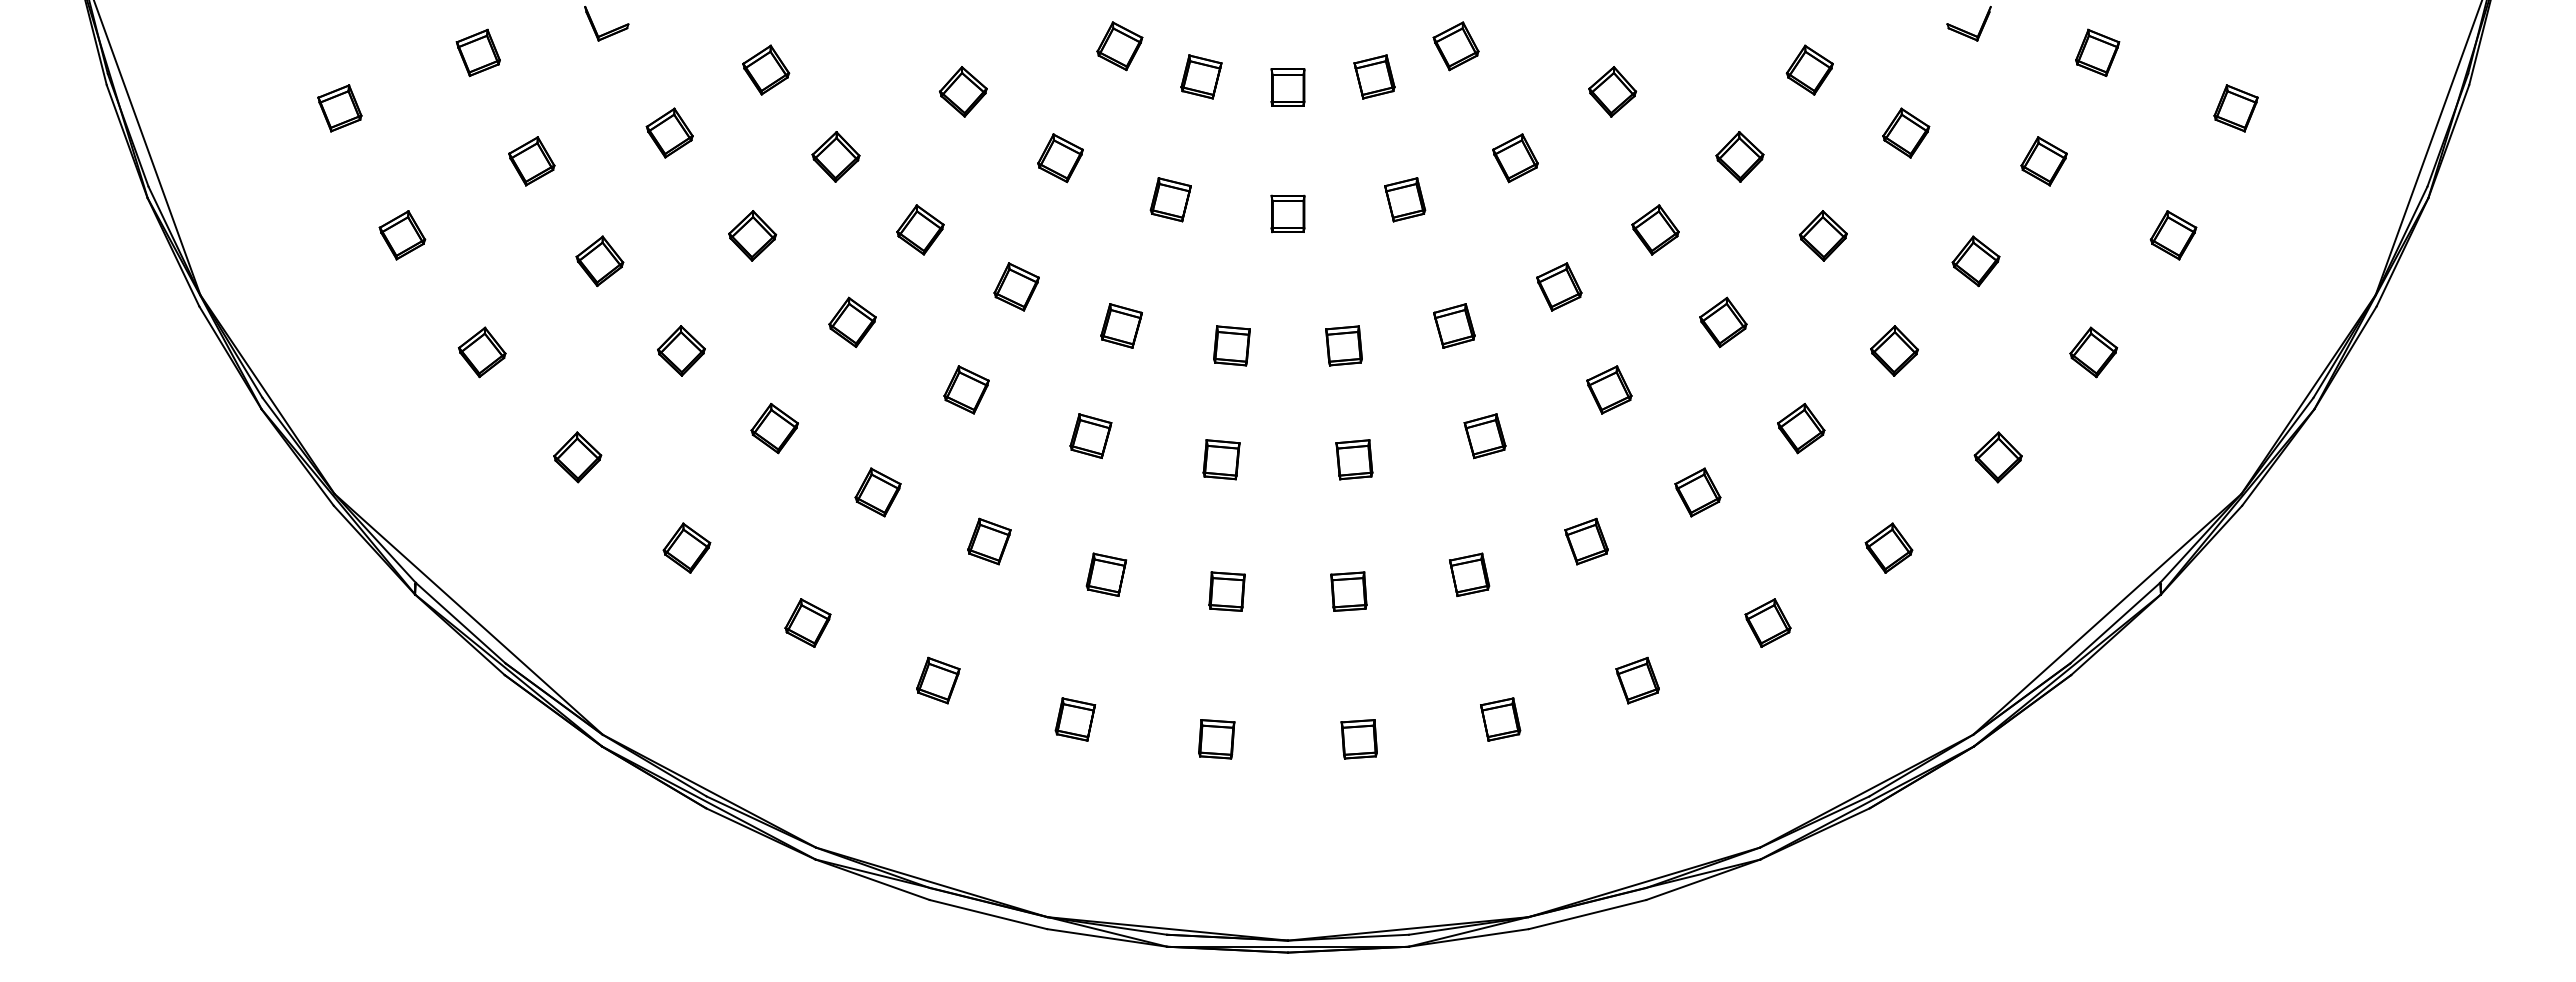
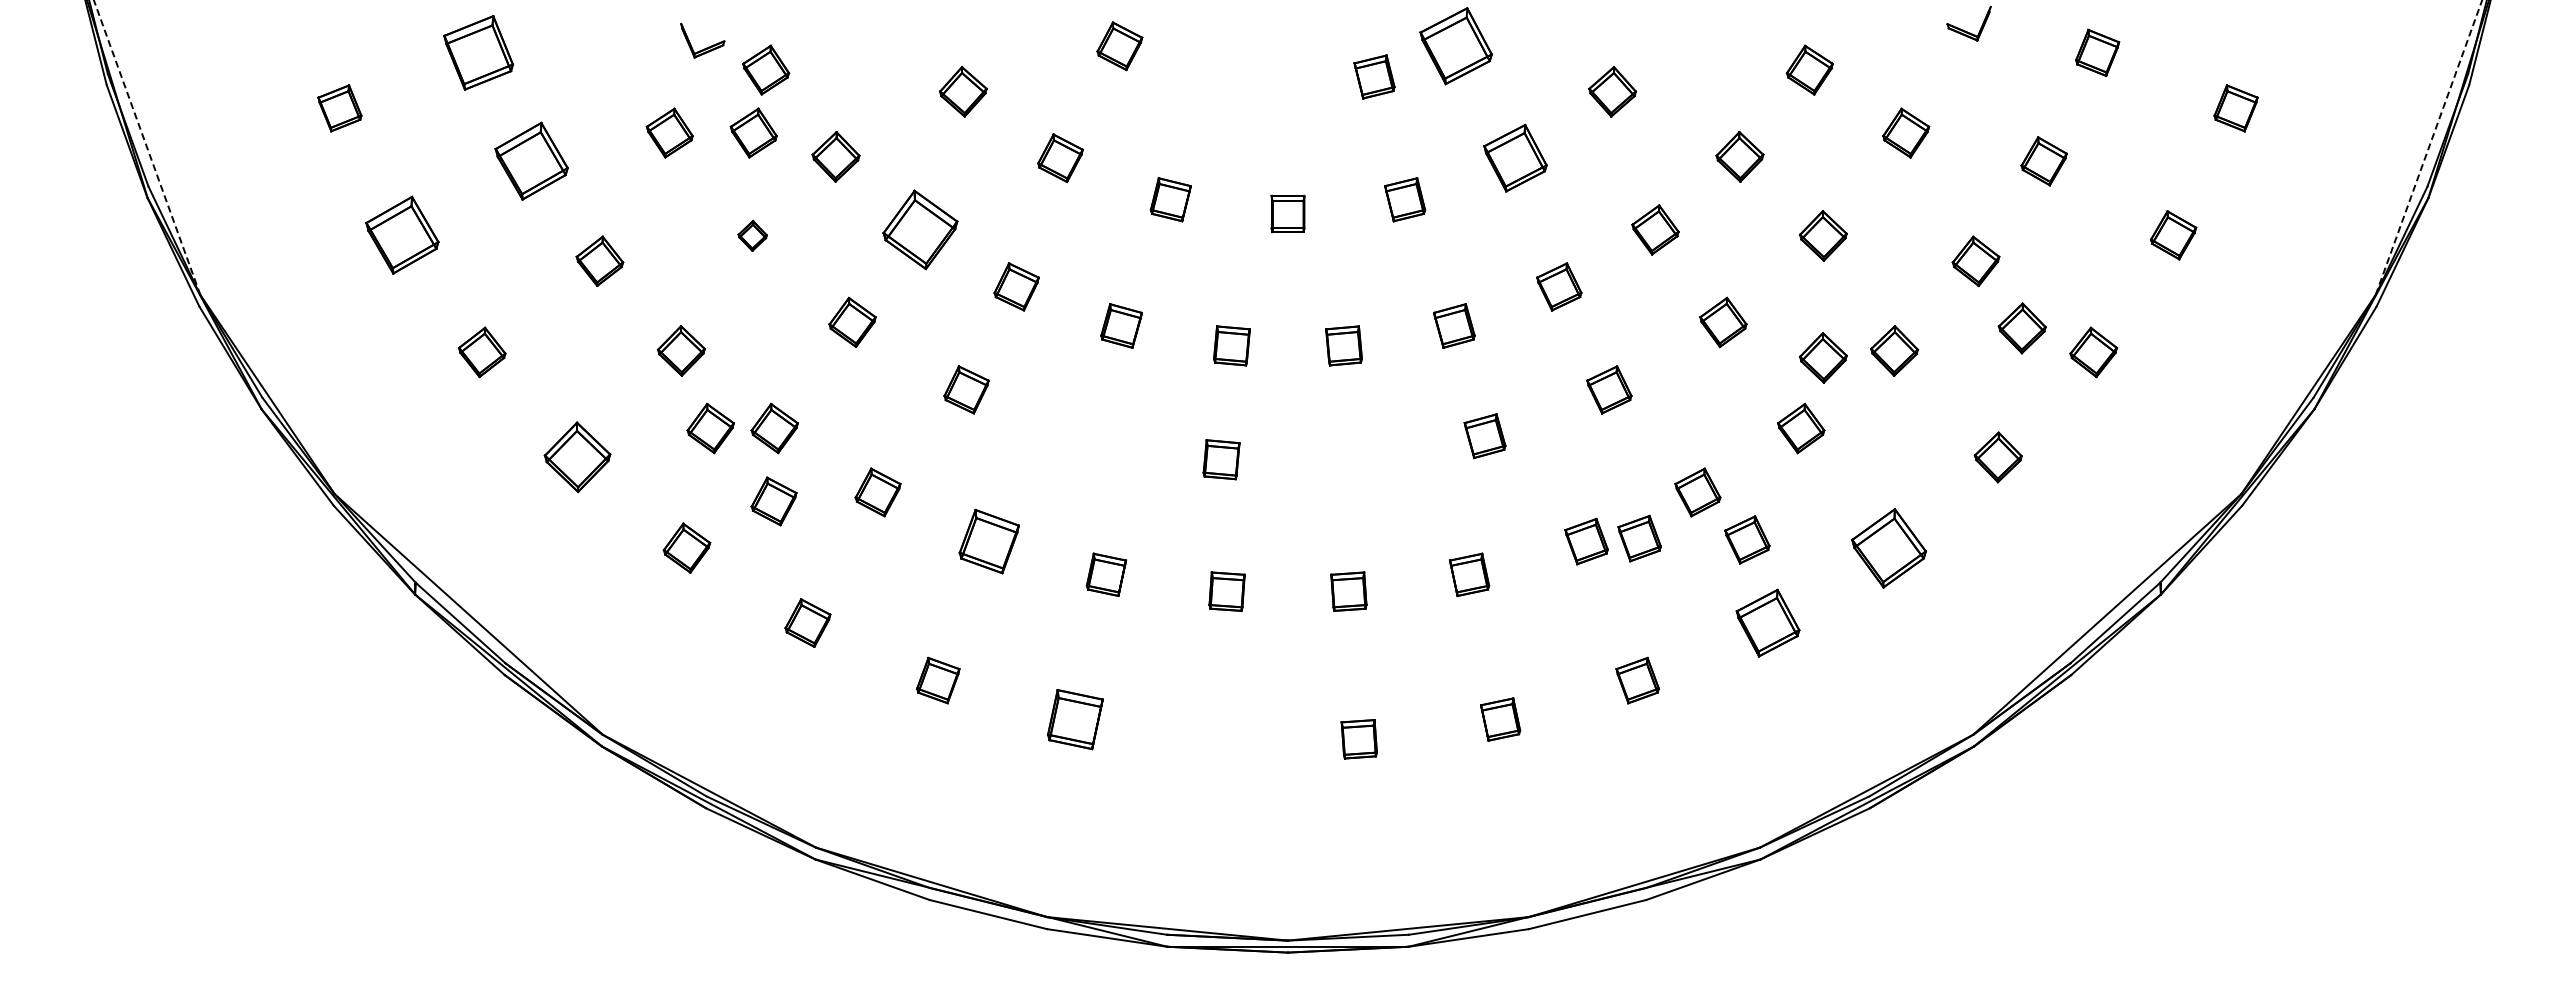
part position: (610, 30) -> (706, 47) (706, 47)
part size: 48x51 px -> 74x79 px (1455, 46)
part size: 46x50 px -> 72x76 px (478, 52)
part: present -> none (1201, 76)
part: present -> none (1287, 87)
part: none -> present (753, 132)
line: solid -> dashed (2429, 147)
line: solid -> dashed (147, 148)
part size: 47x51 px -> 65x70 px (1515, 157)
part size: 48x51 px -> 75x80 px (531, 160)
part size: 49x52 px -> 77x82 px (920, 229)
part size: 49x51 px -> 75x80 px (402, 234)
part size: 50x52 px -> 31x33 px (752, 235)
part: none -> present (2021, 328)
part: none -> present (1823, 357)
part: none -> present (710, 428)
part: present -> none (1090, 435)
part size: 50x53 px -> 69x73 px (577, 457)
part: present -> none (1354, 459)
part: none -> present (773, 501)
part: none -> present (1639, 538)
part: none -> present (1747, 539)
part size: 45x49 px -> 62x67 px (988, 541)
part size: 50x52 px -> 77x81 px (1889, 548)
part size: 48x50 px -> 66x70 px (1767, 622)
part size: 43x45 px -> 57x62 px (1075, 719)
part: present -> none (1216, 739)
